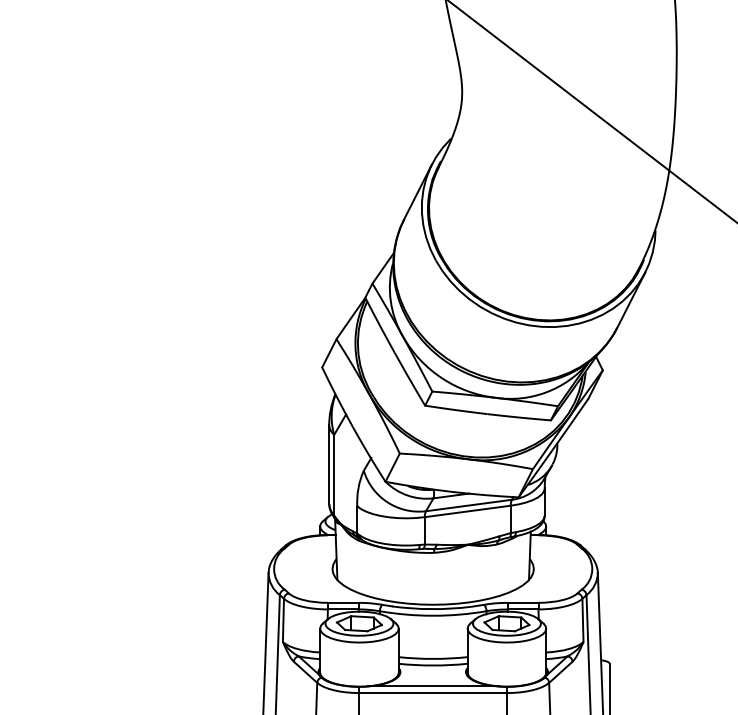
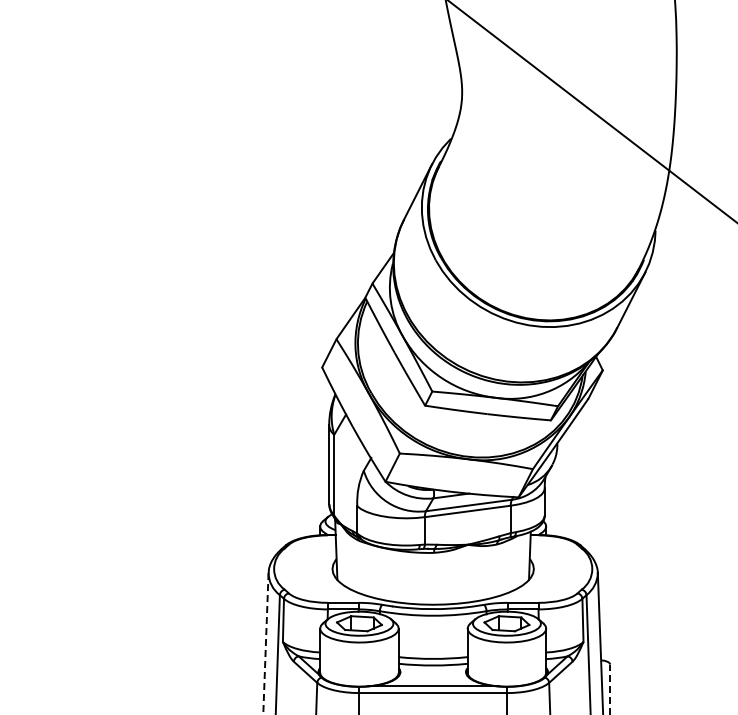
line: solid -> dashed (265, 643)
line: solid -> dashed (610, 689)
